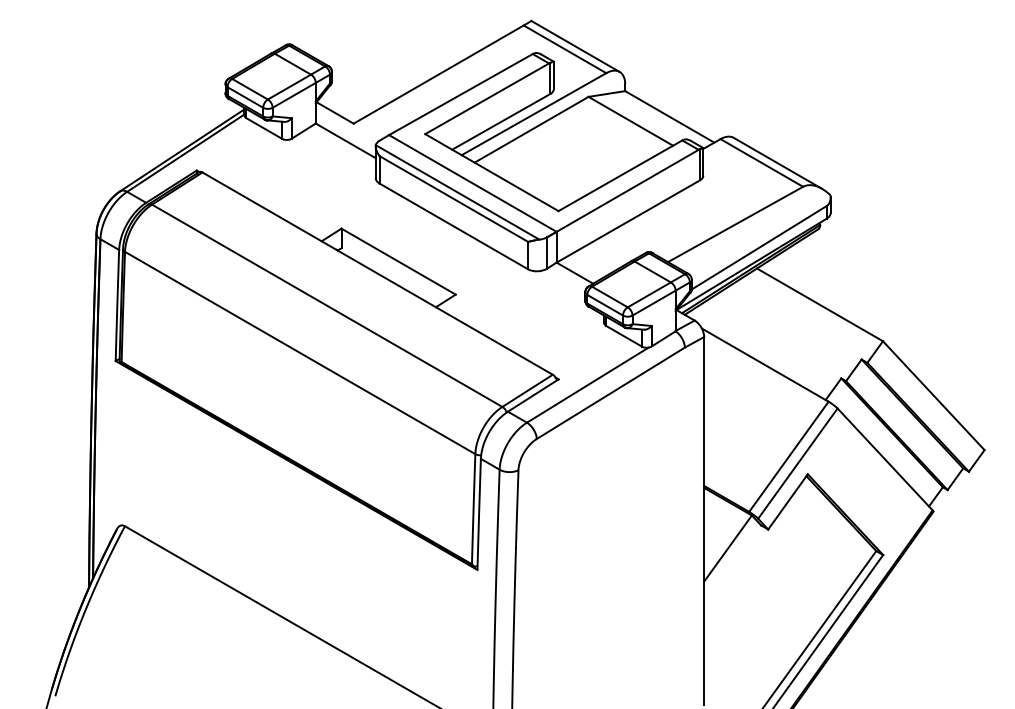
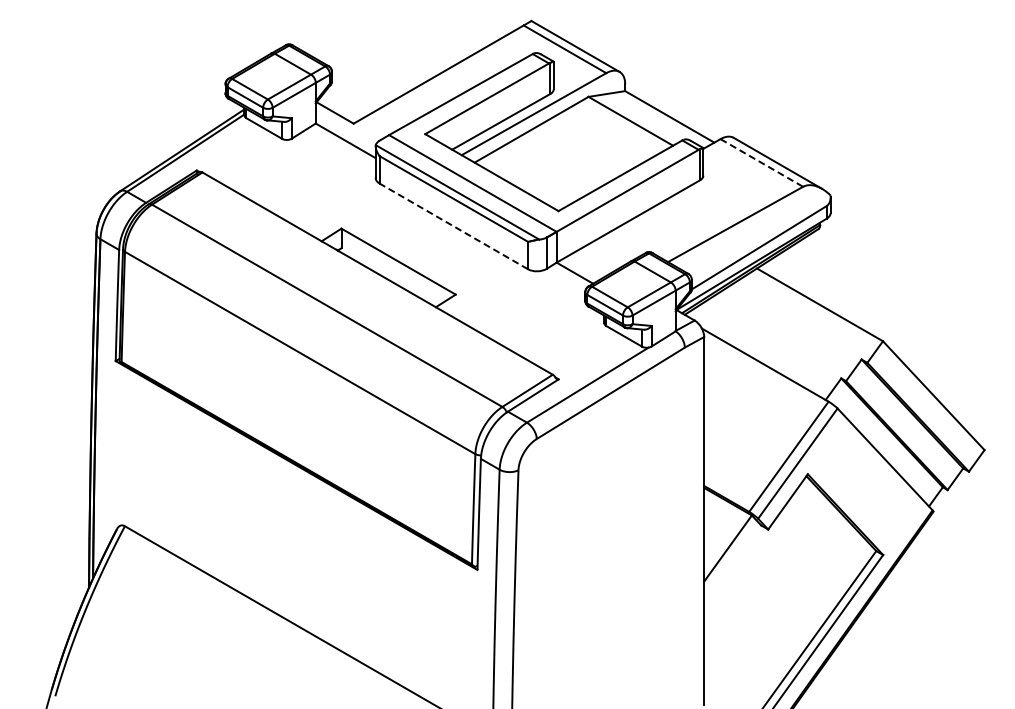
line: solid -> dashed (761, 162)
line: solid -> dashed (453, 226)
